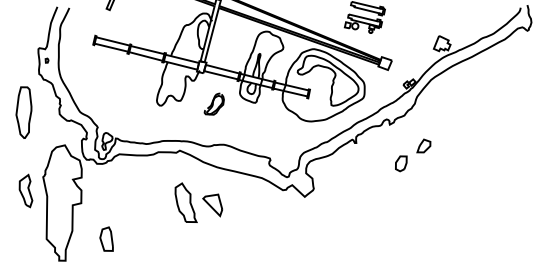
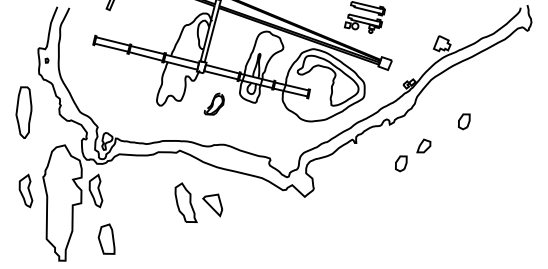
part: none -> present (464, 121)
part: none -> present (95, 190)
part size: 15x26 px -> 19x32 px (106, 238)
